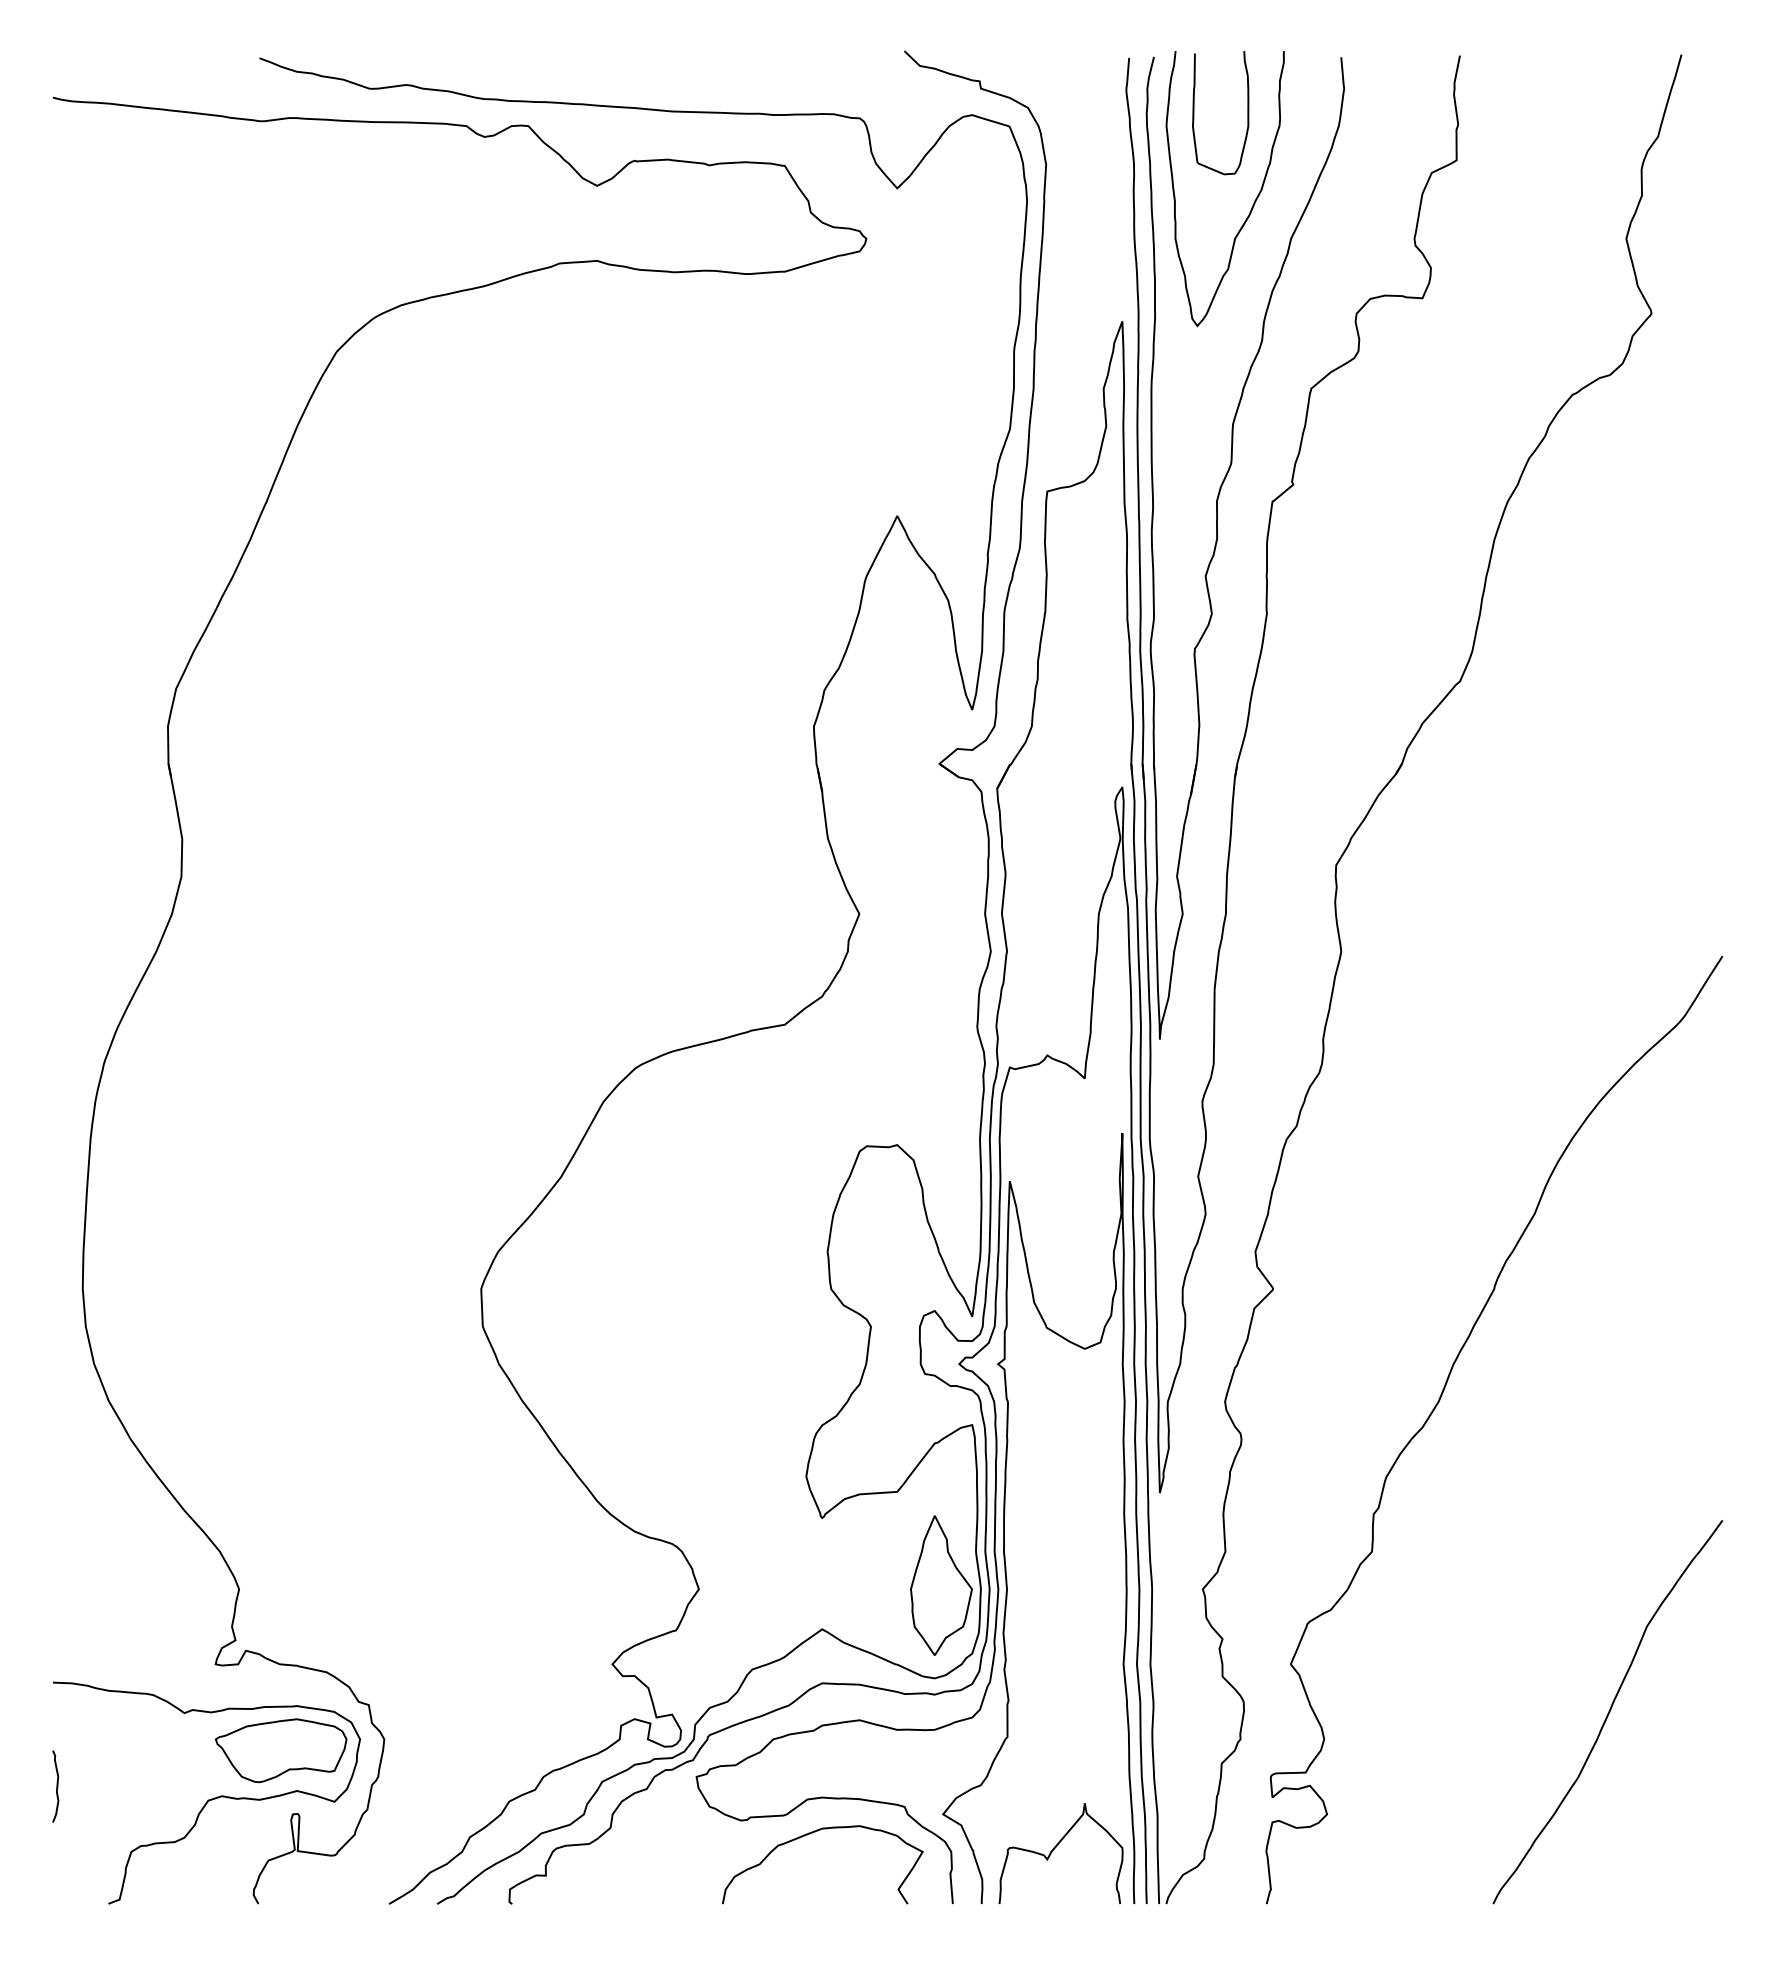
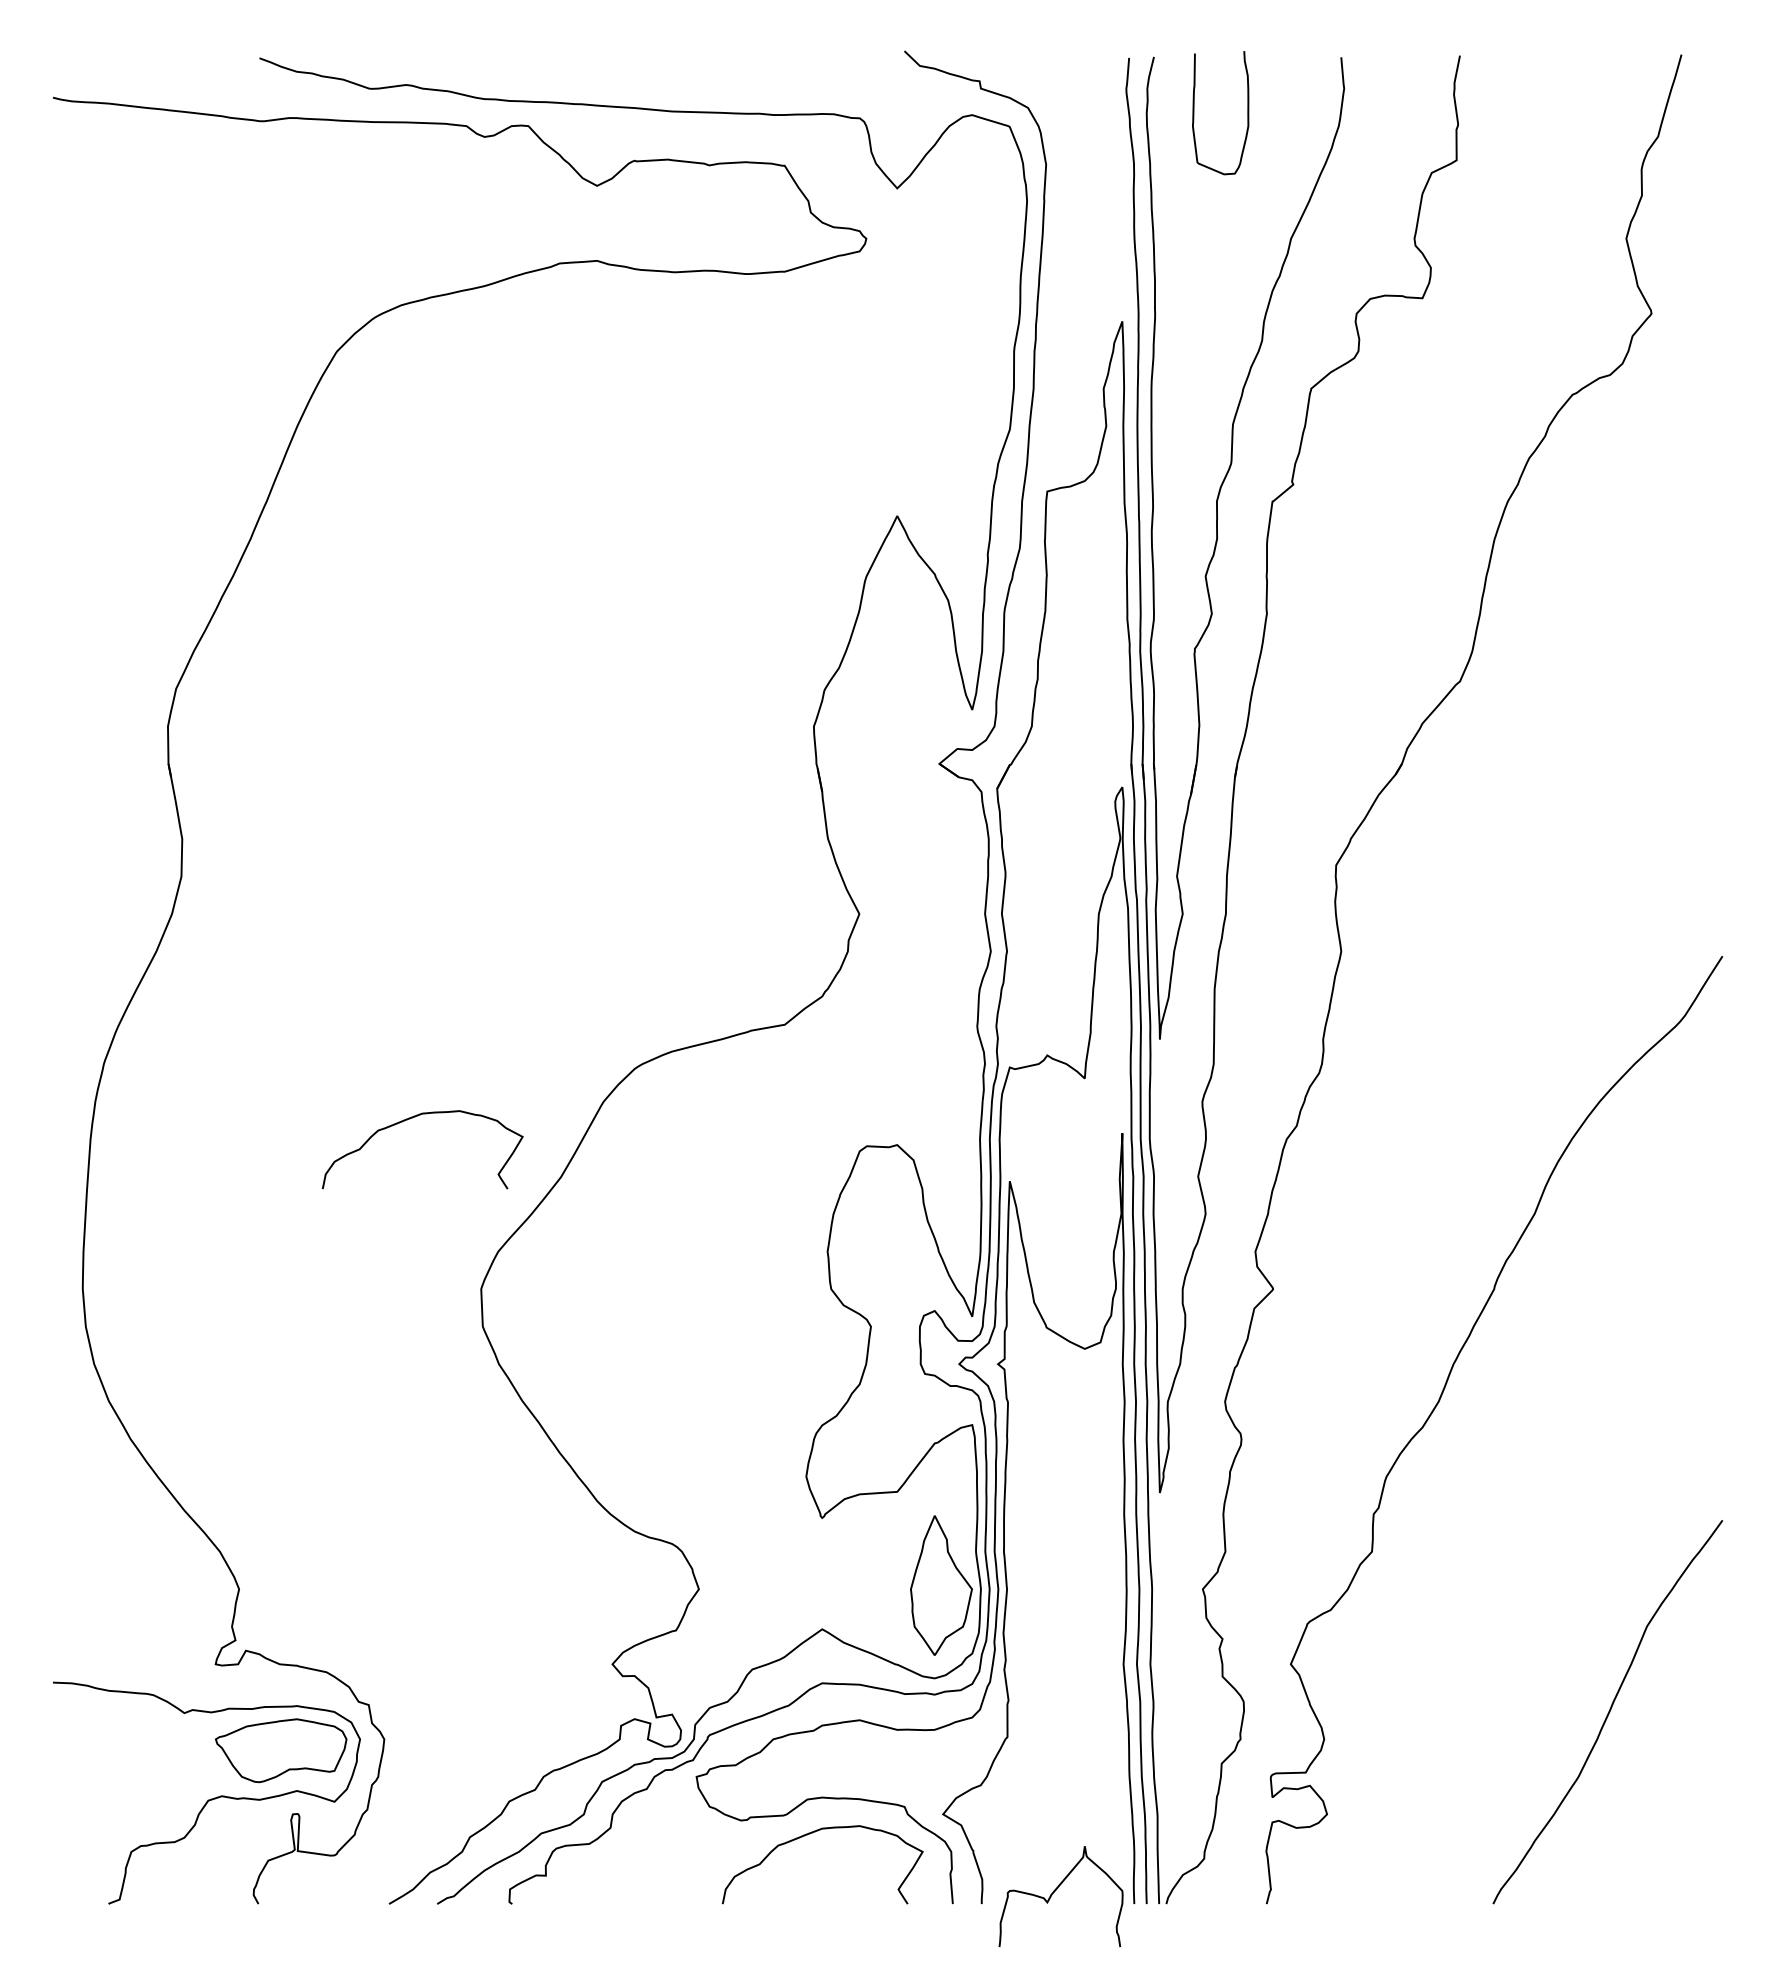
curve: present -> none (1253, 202)
curve: none -> present (410, 1119)
curve: present -> none (56, 1786)
curve position: (1055, 1848) -> (1055, 1891) (1055, 1891)
